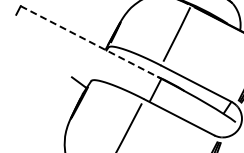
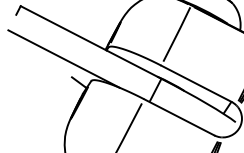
line: dashed -> solid (91, 42)
line: none -> present (63, 58)
